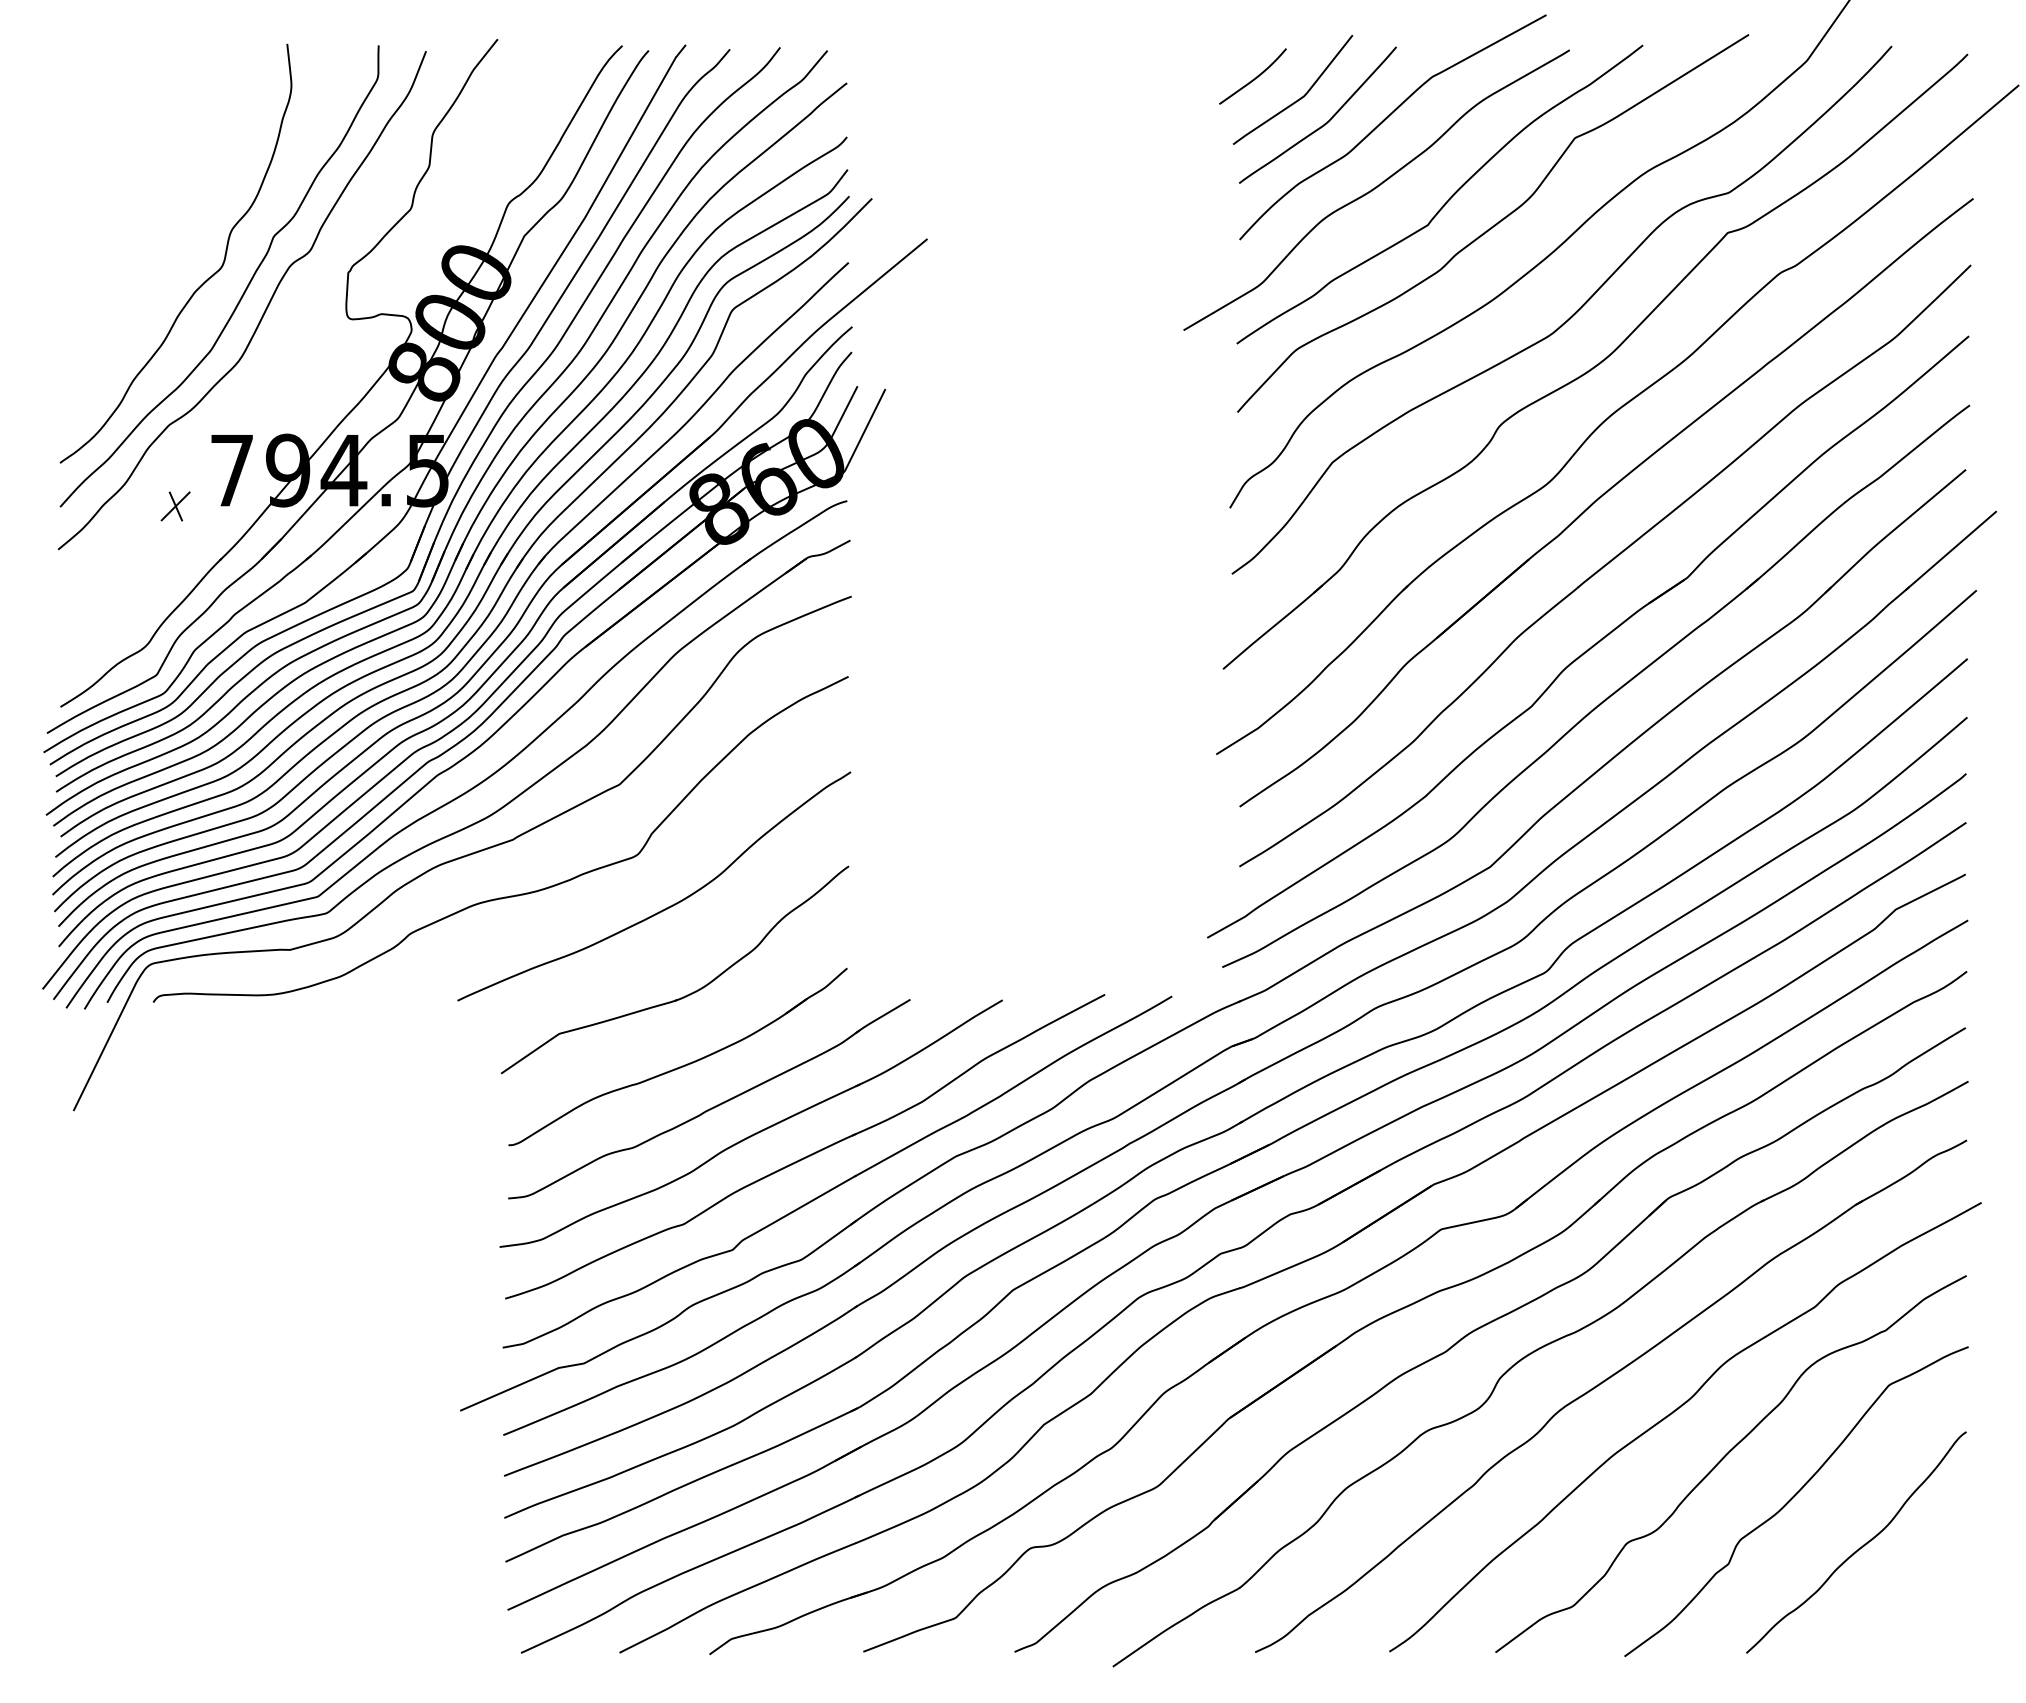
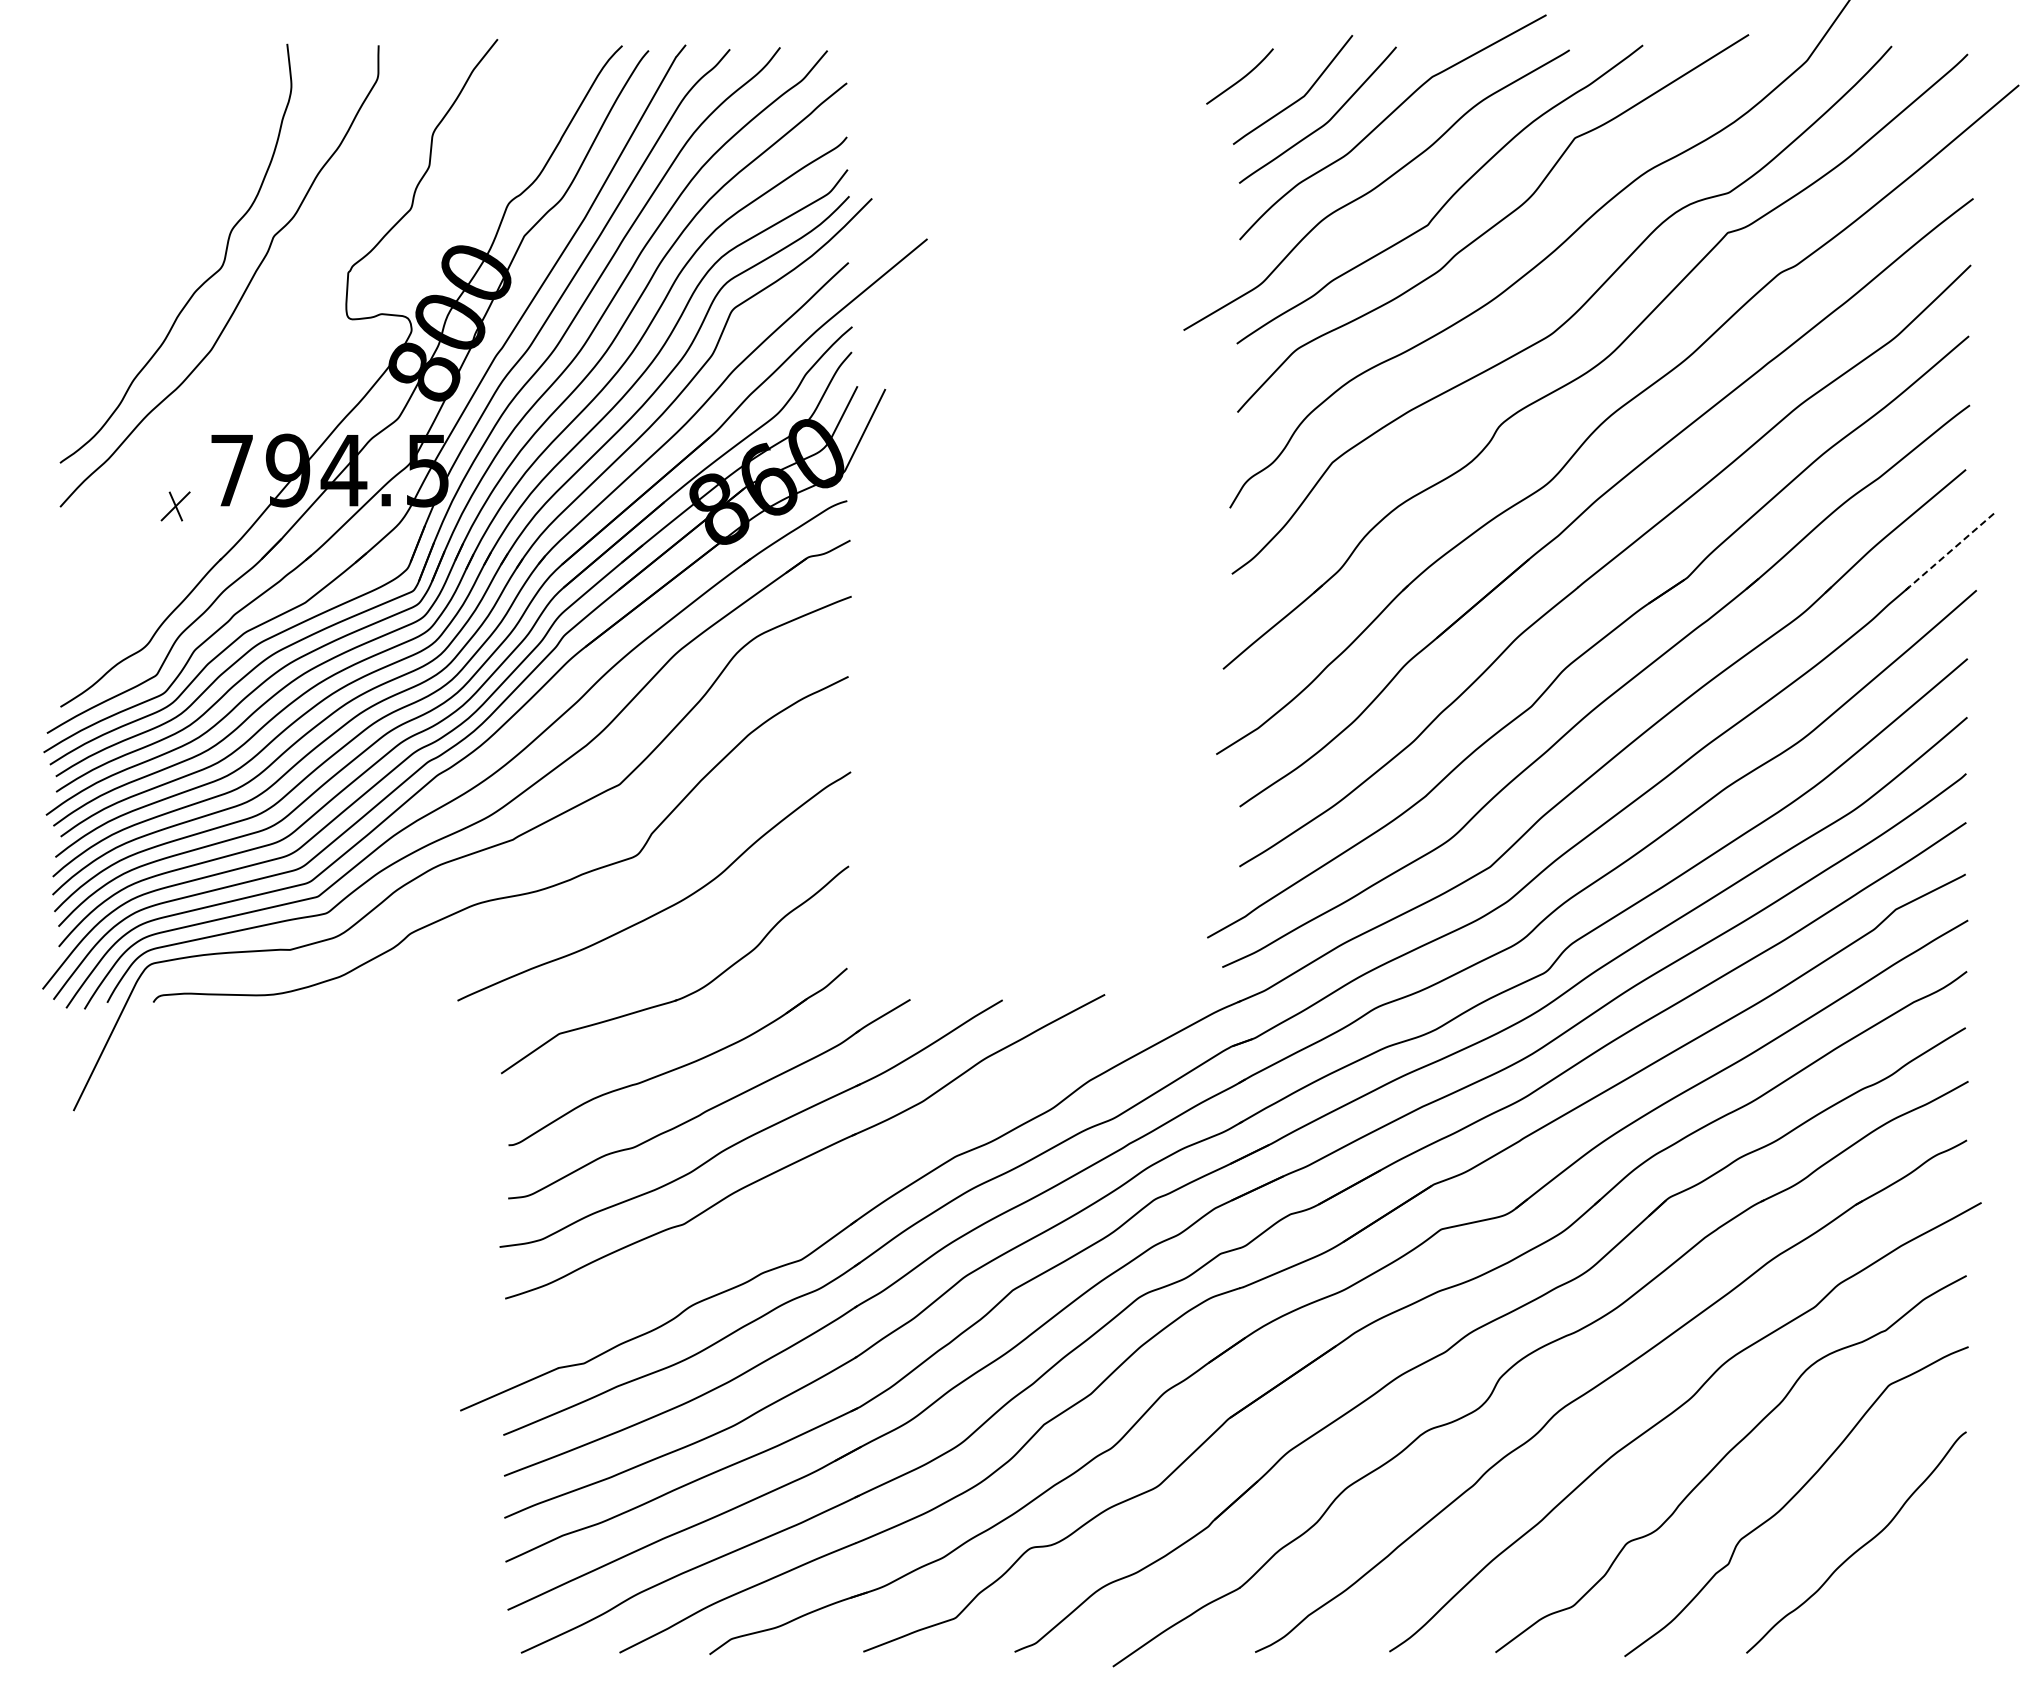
curve position: (1253, 78) -> (1240, 78) (1240, 78)
curve: present -> none (263, 312)
line: solid -> dashed (1950, 551)
part: present -> none (843, 1181)
